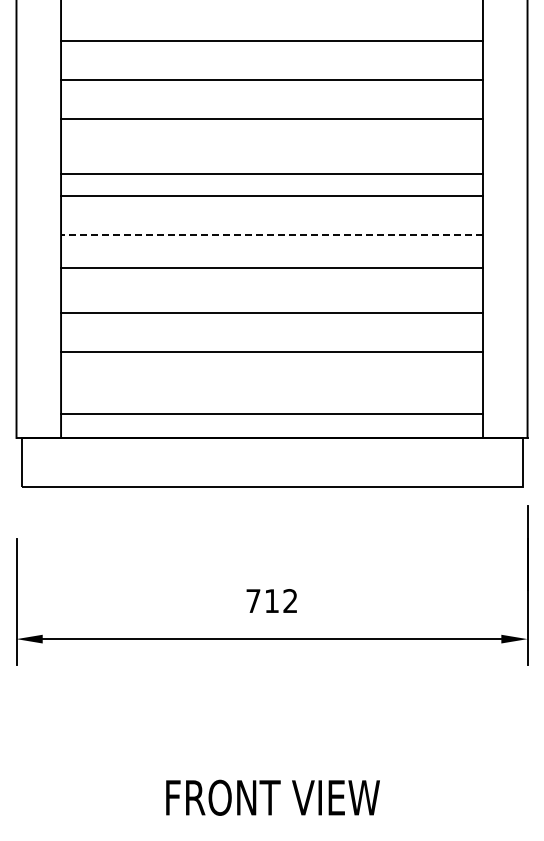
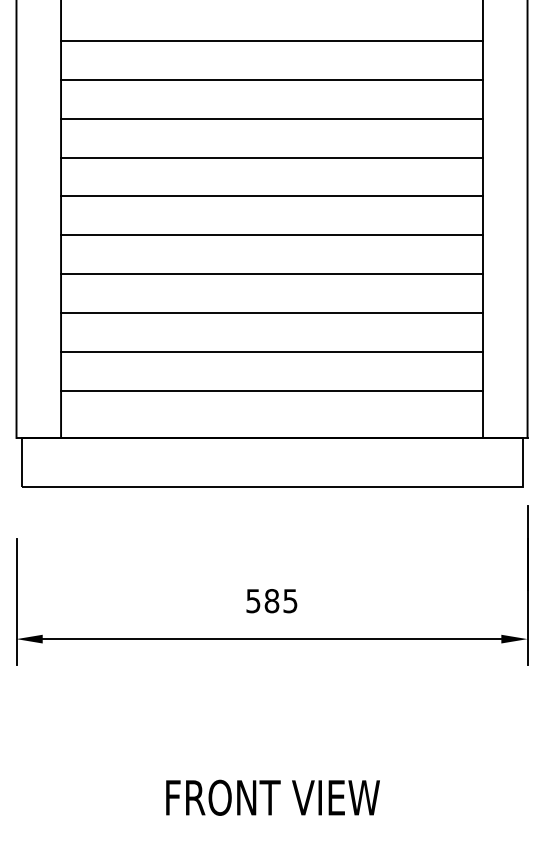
line position: (272, 173) -> (272, 157) (272, 157)
line: dashed -> solid (272, 235)
line position: (272, 268) -> (272, 274) (272, 274)
line position: (272, 413) -> (272, 390) (272, 390)
text: 712 -> 585 (271, 601)
